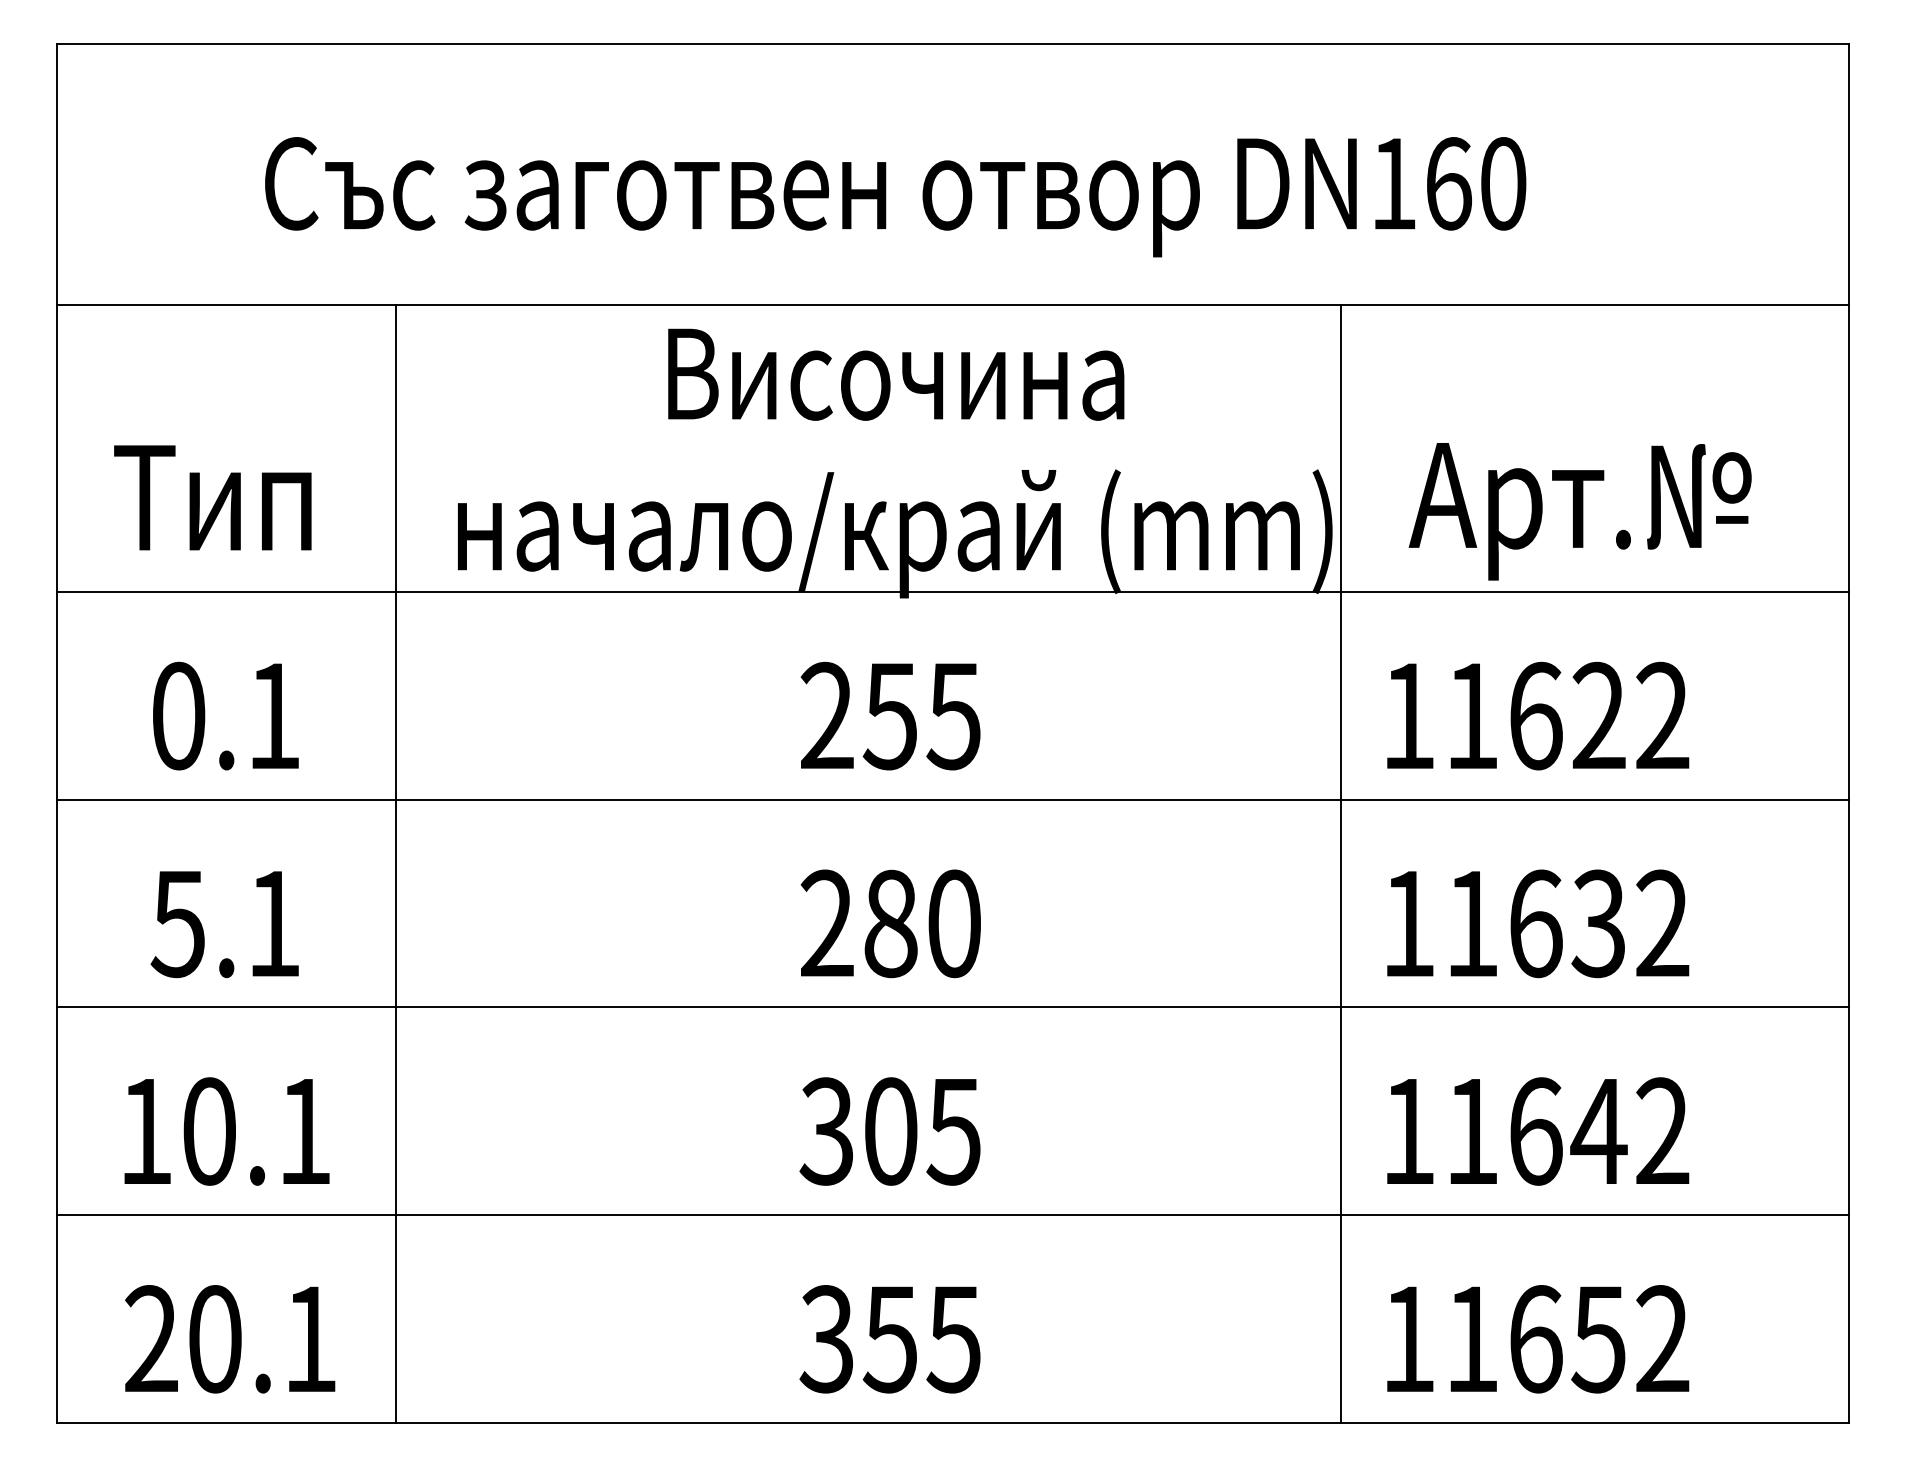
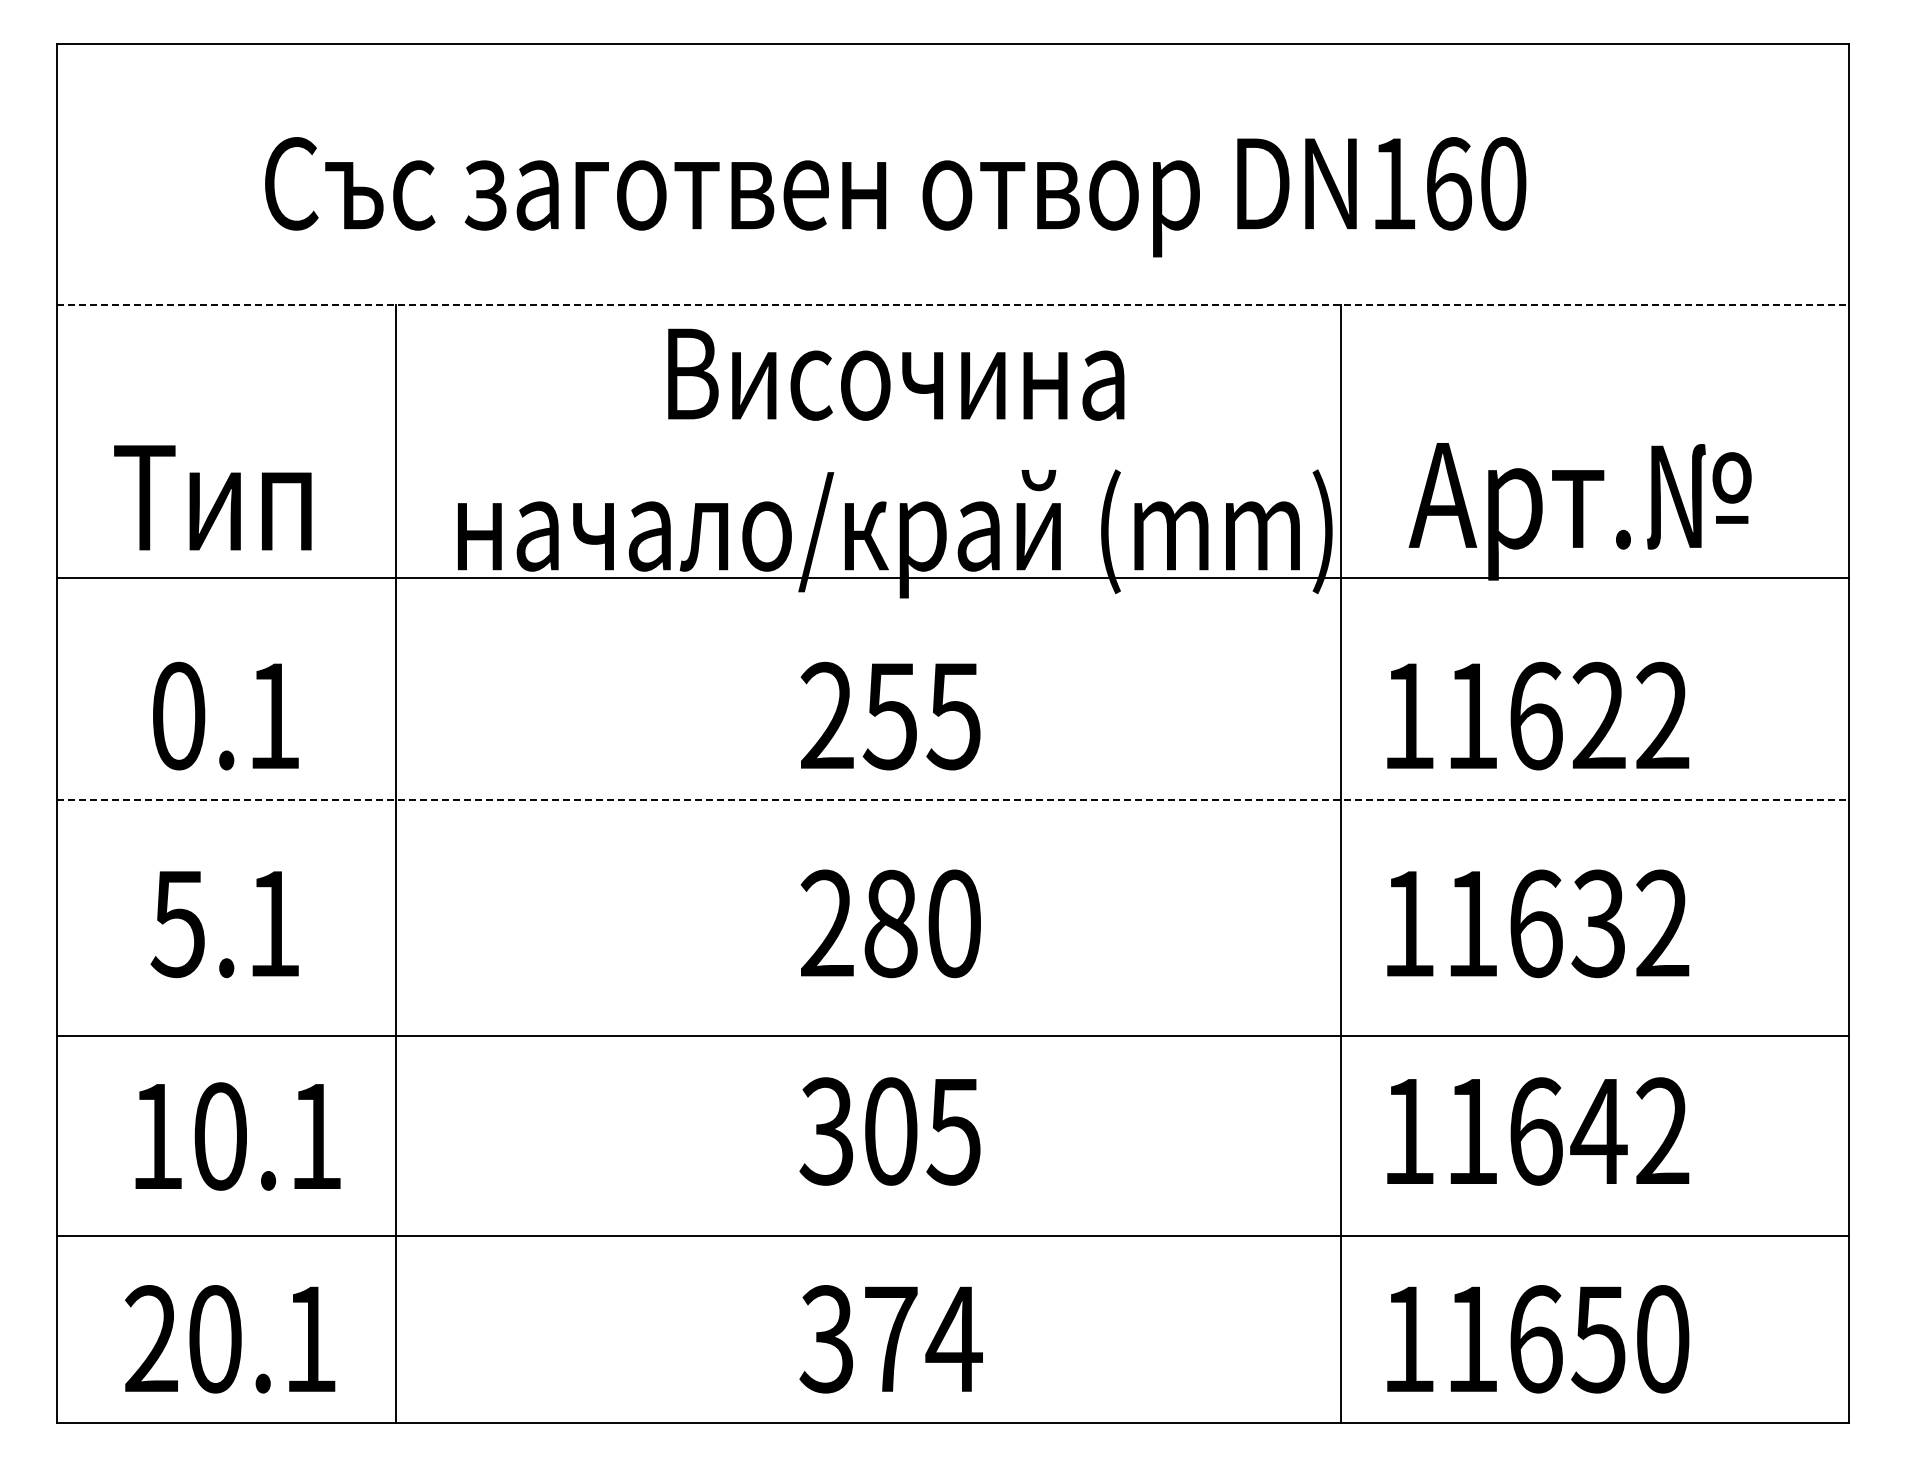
line: solid -> dashed (953, 305)
line position: (952, 592) -> (952, 578) (952, 578)
line: solid -> dashed (953, 799)
line position: (952, 1007) -> (952, 1036) (952, 1036)
text position: (226, 1131) -> (237, 1136) (237, 1136)
line position: (952, 1215) -> (952, 1236) (952, 1236)
text: 355 -> 374 (922, 1339)
text: 11652 -> 11650 (1662, 1339)
